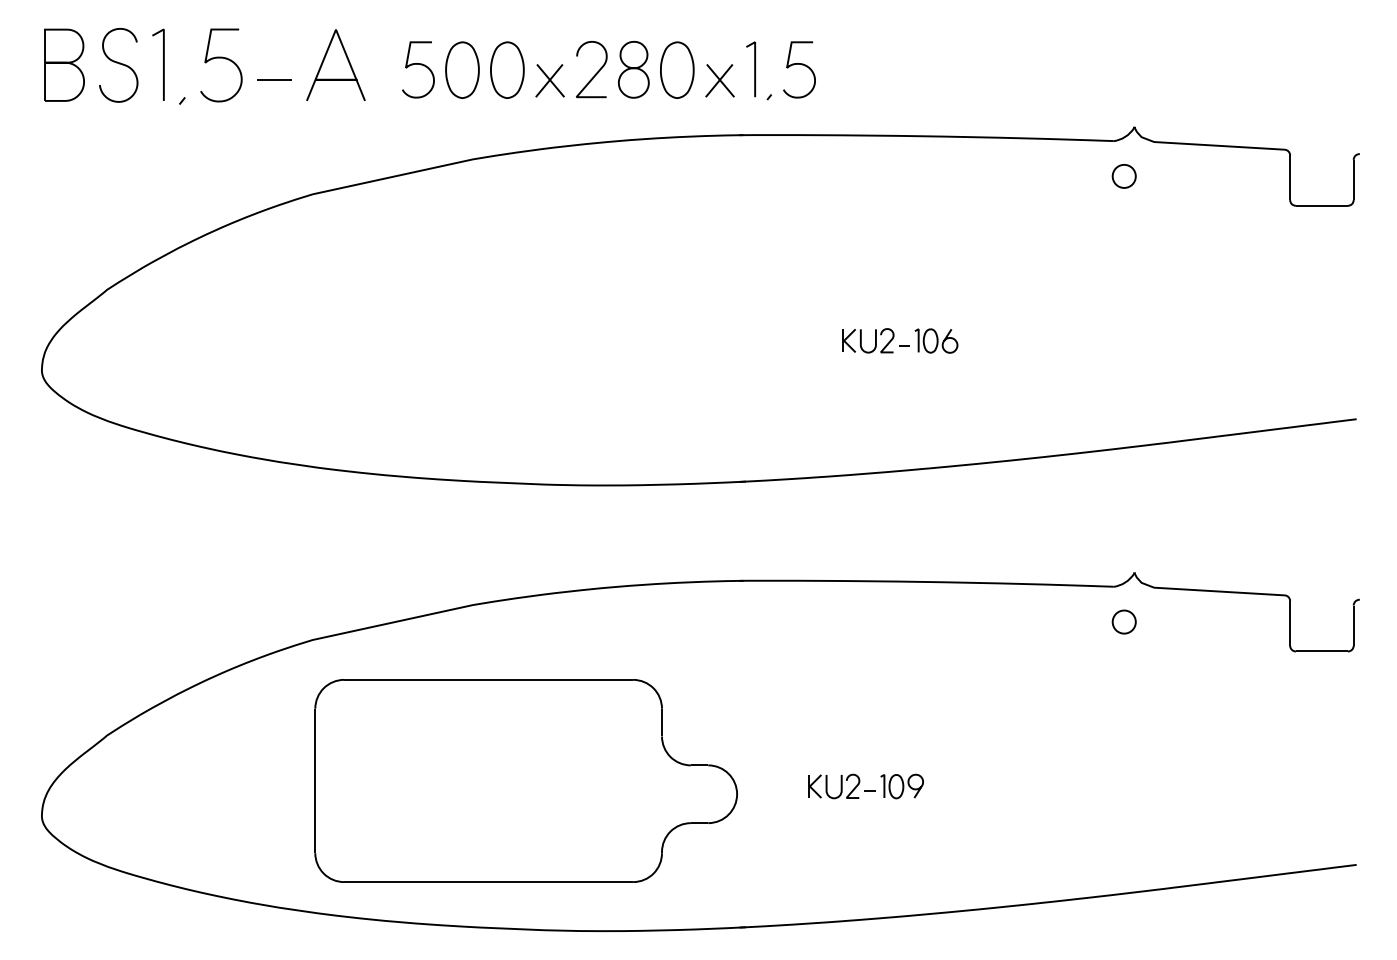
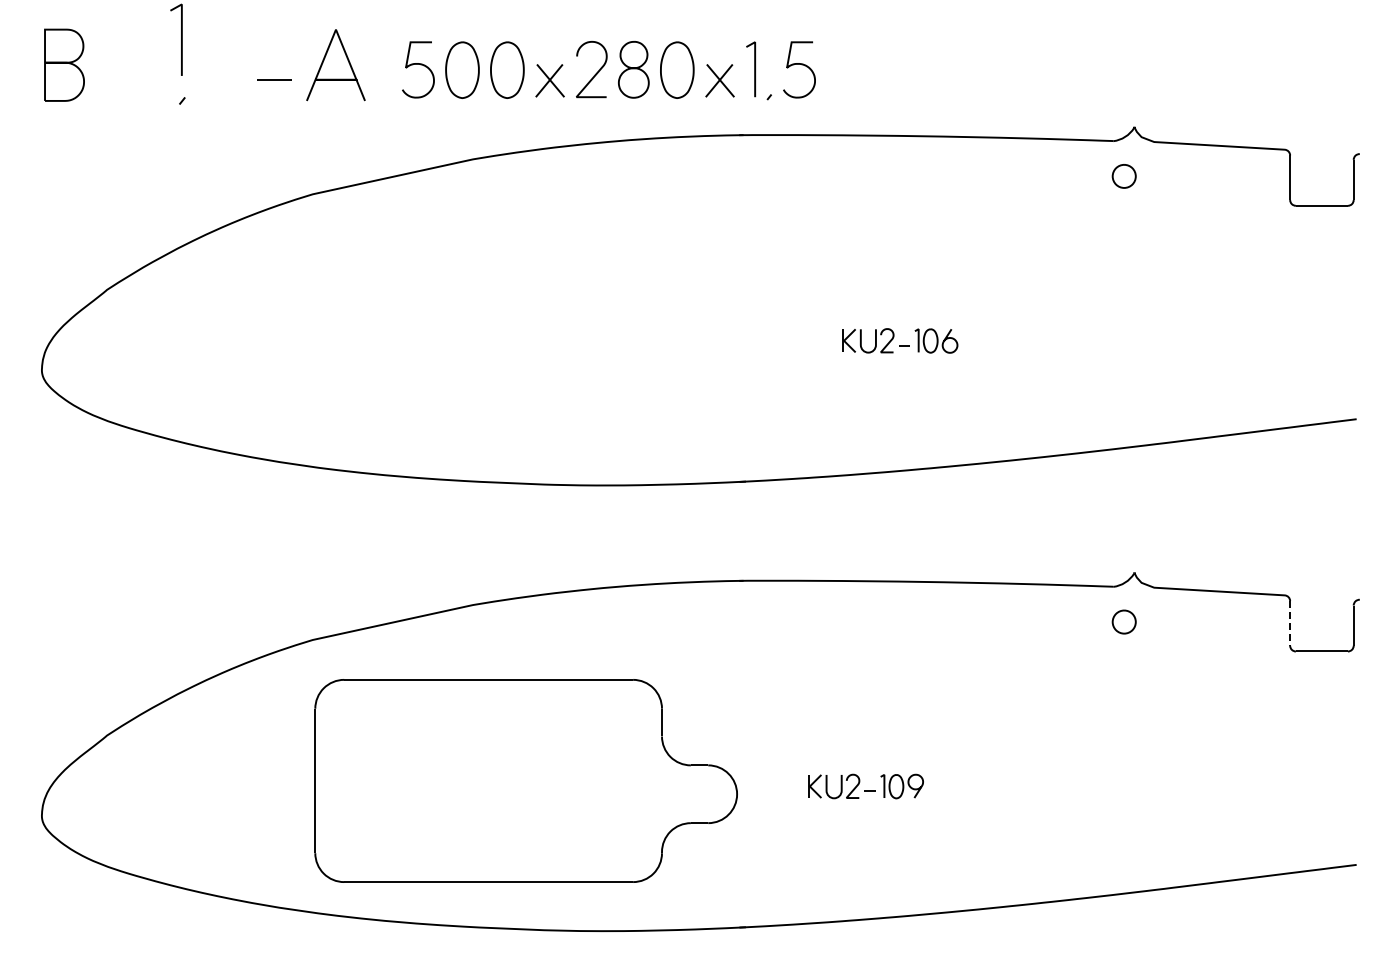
curve: present -> none (221, 58)
curve: present -> none (119, 64)
line position: (163, 64) -> (181, 39) (181, 39)
line: solid -> dashed (1290, 623)
